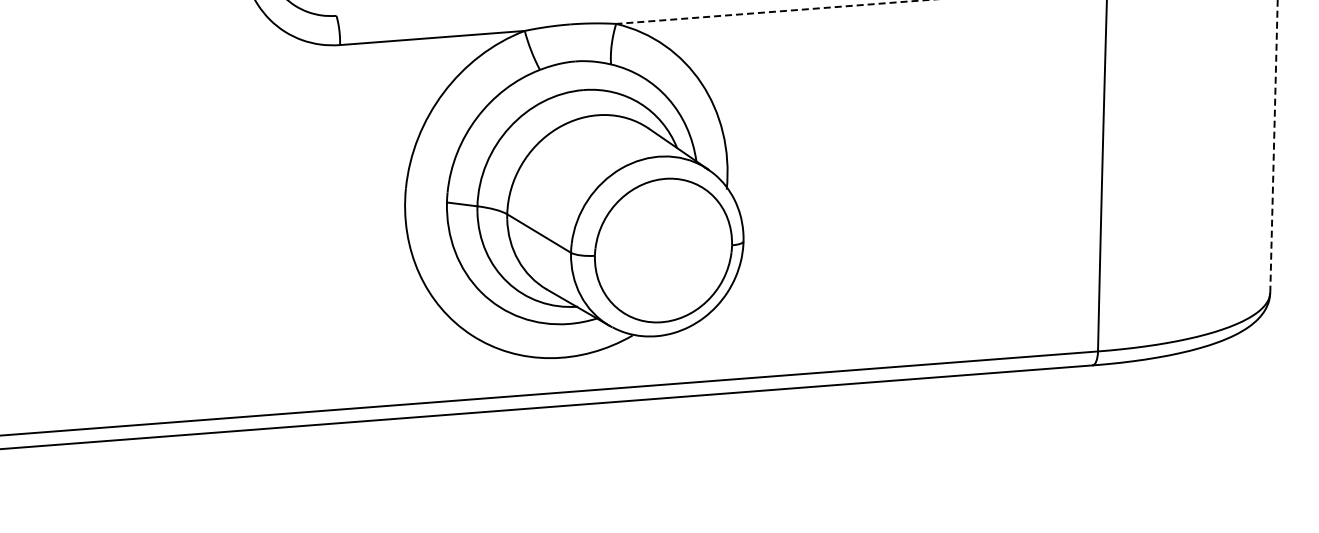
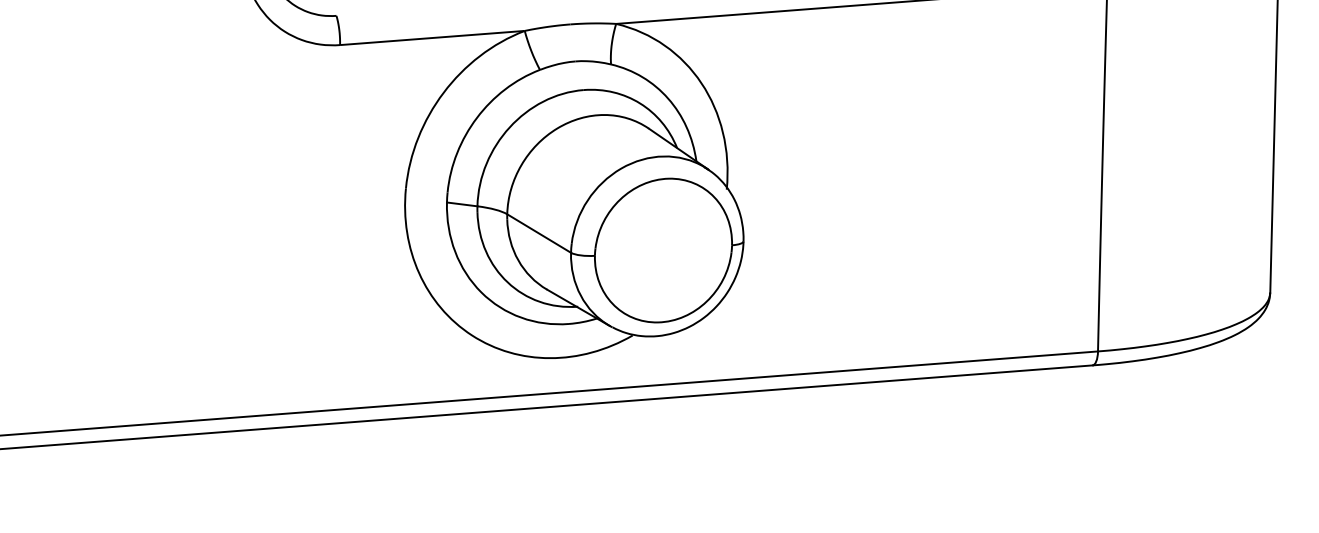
line: dashed -> solid (771, 12)
line: dashed -> solid (1274, 146)
